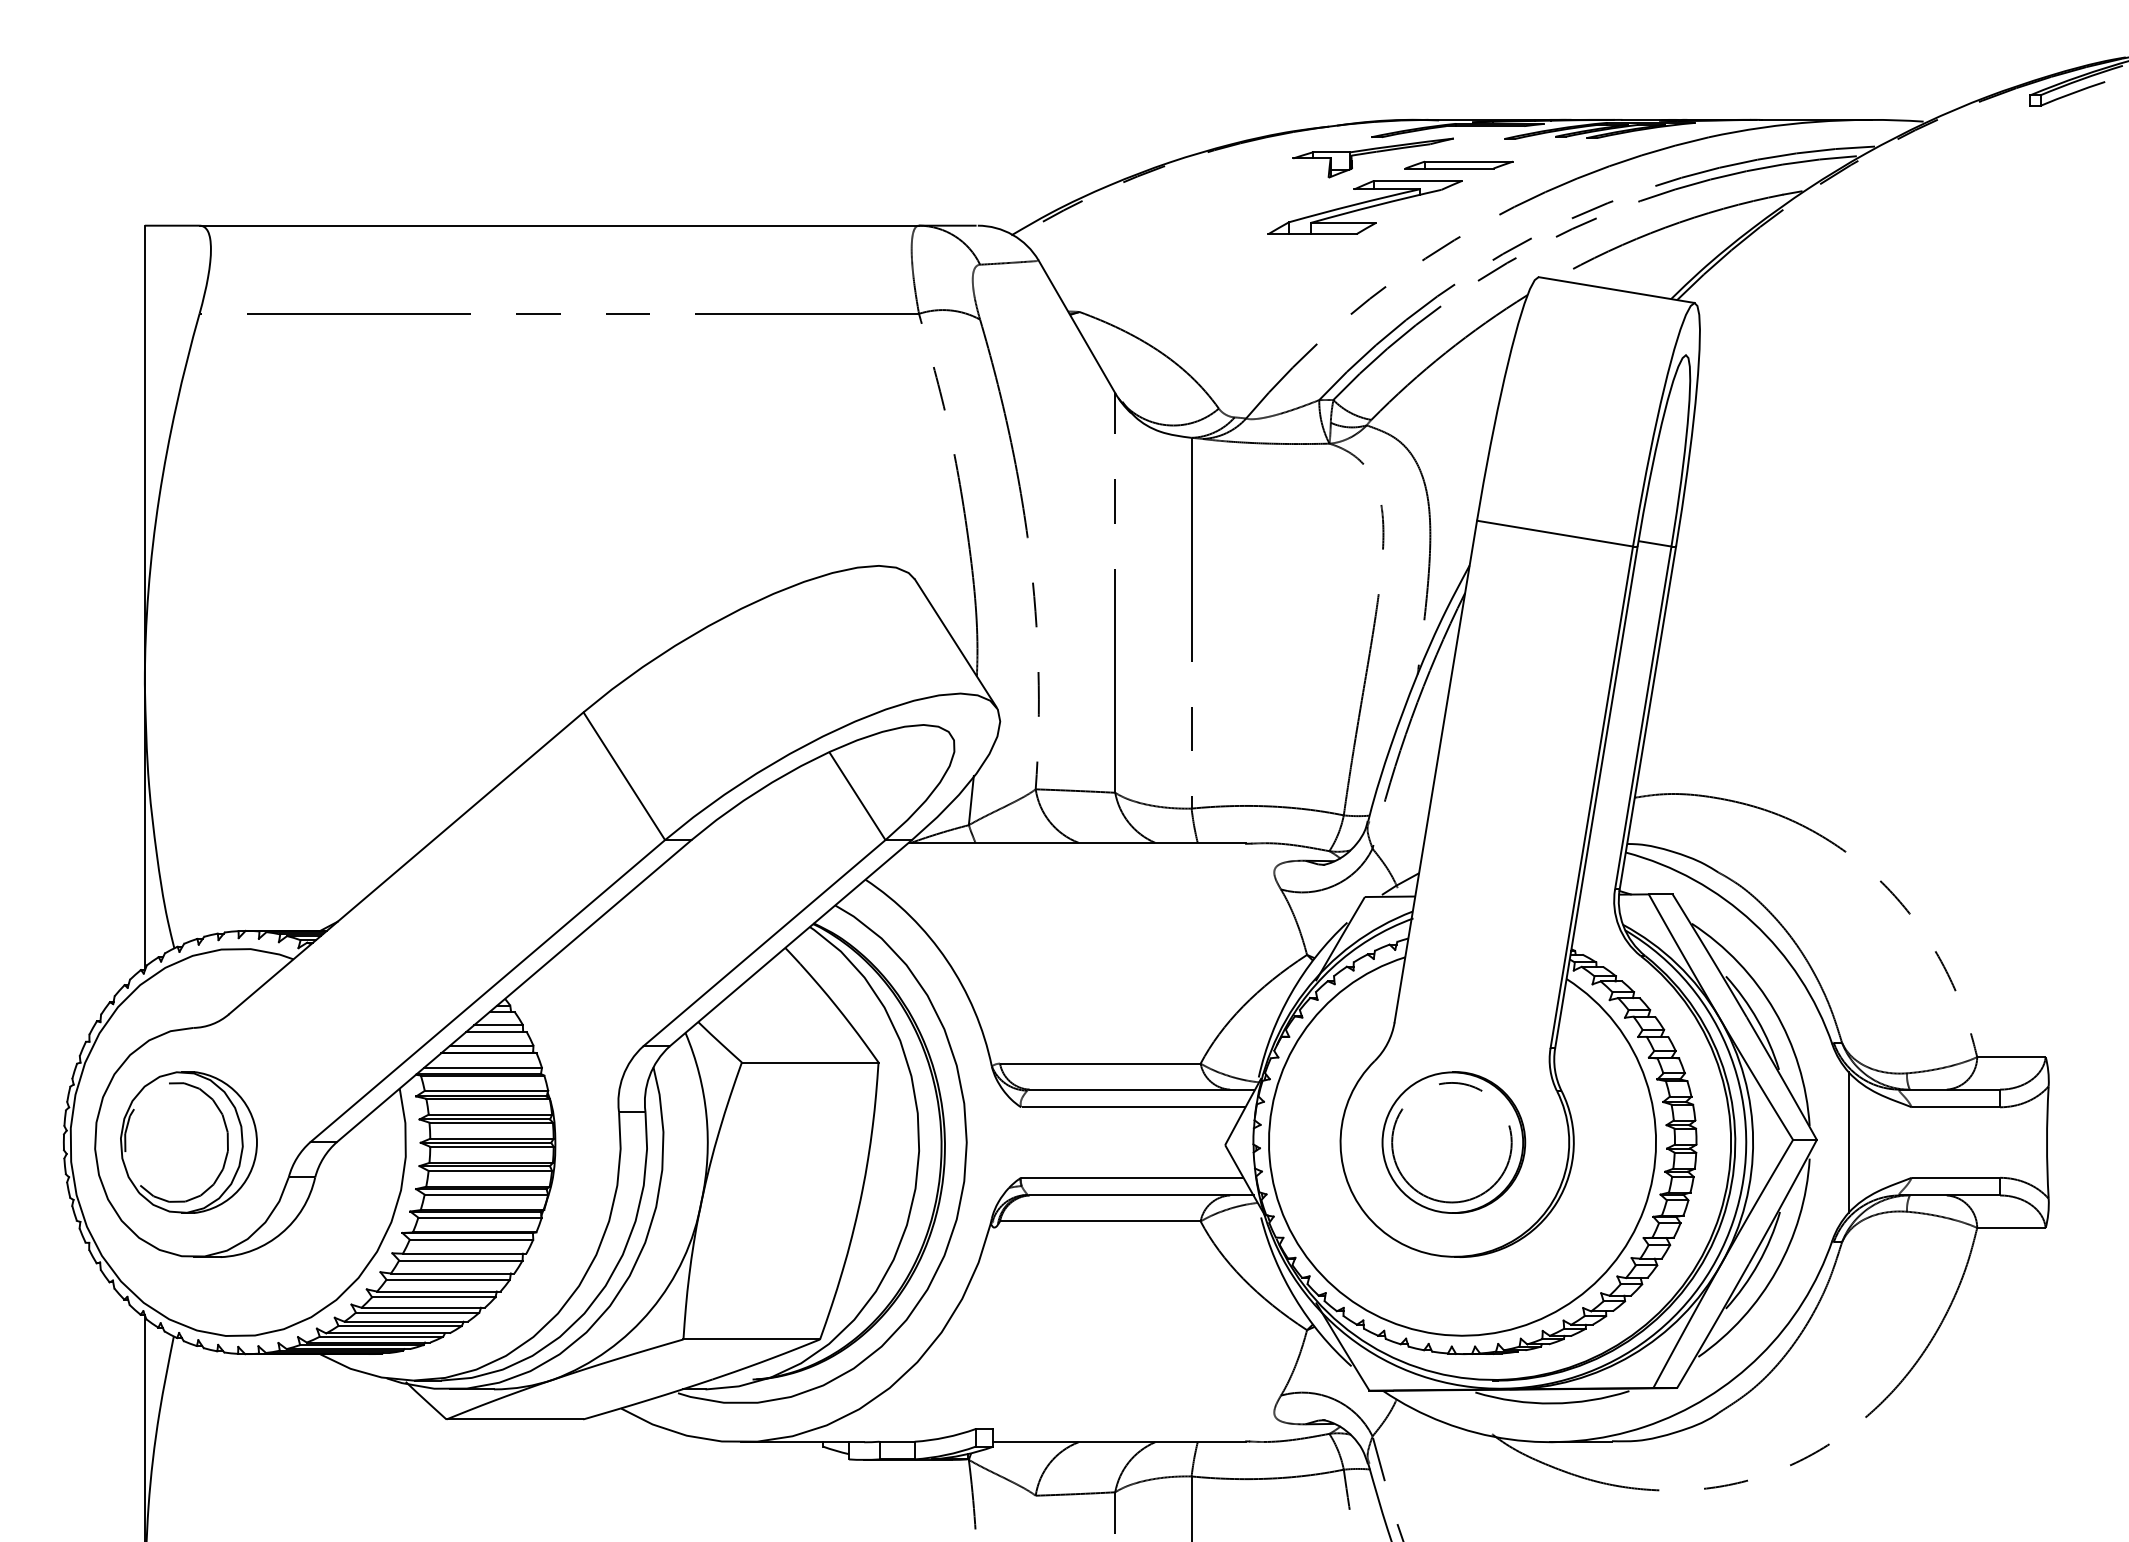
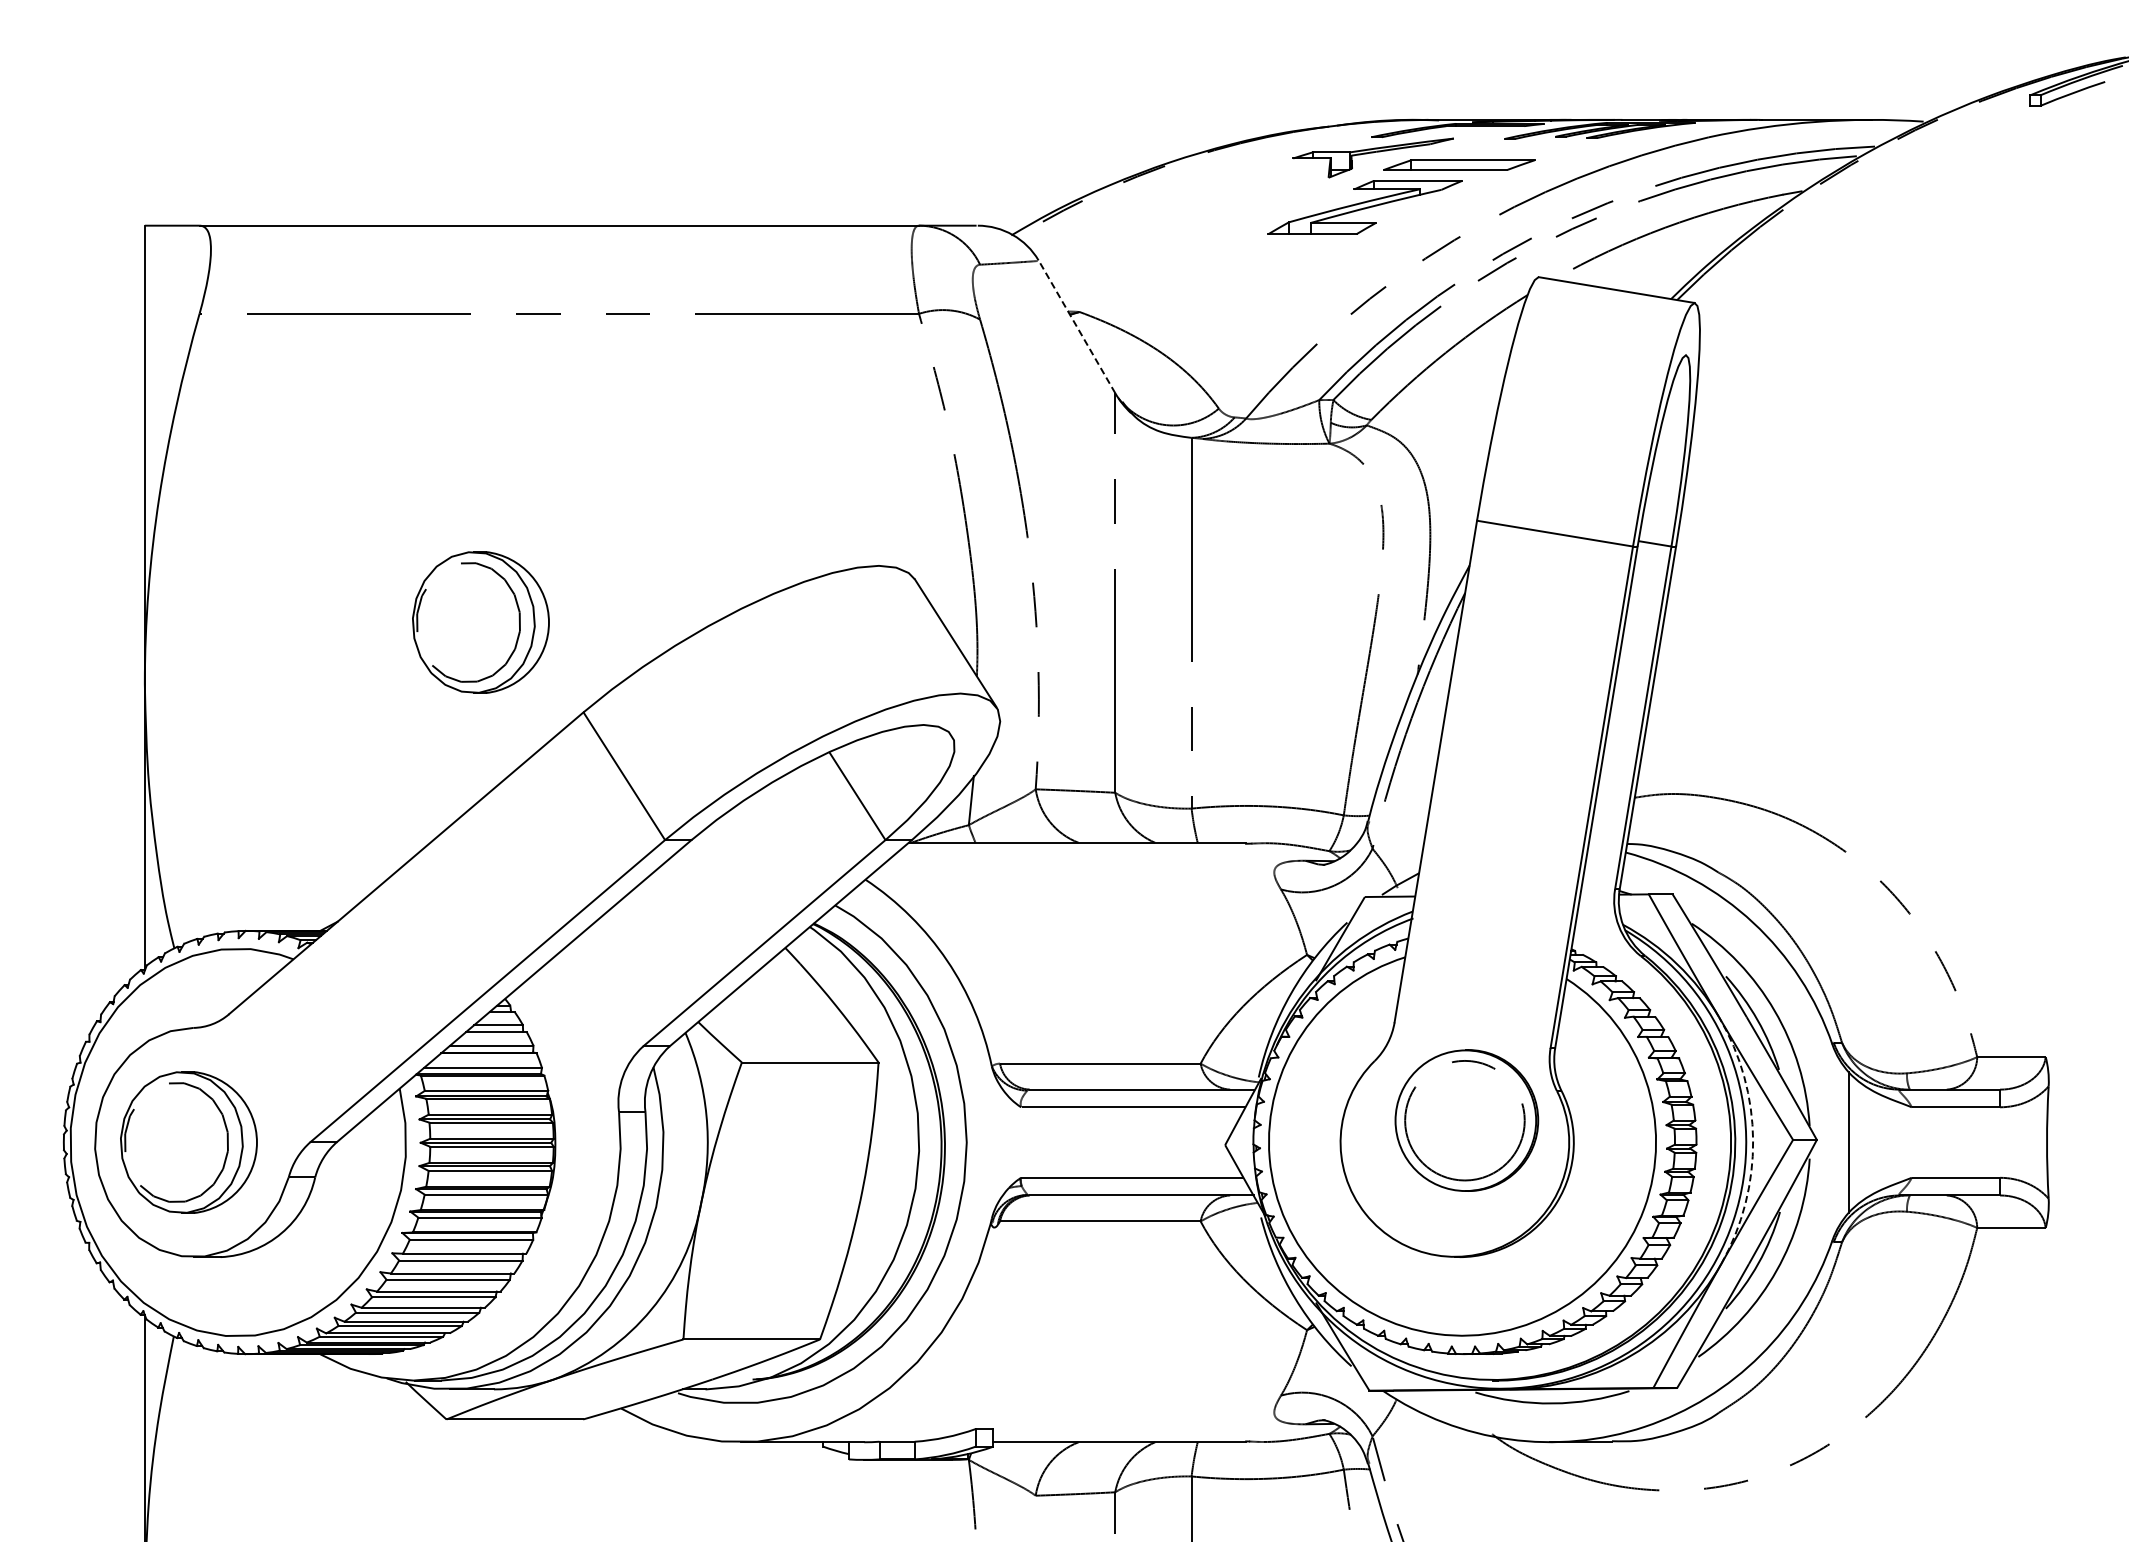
part size: 110x10 px -> 153x12 px (1459, 164)
line: solid -> dashed (1076, 326)
part: none -> present (480, 622)
arc: solid -> dashed (1753, 1140)
part position: (1453, 1142) -> (1466, 1120) (1466, 1120)
